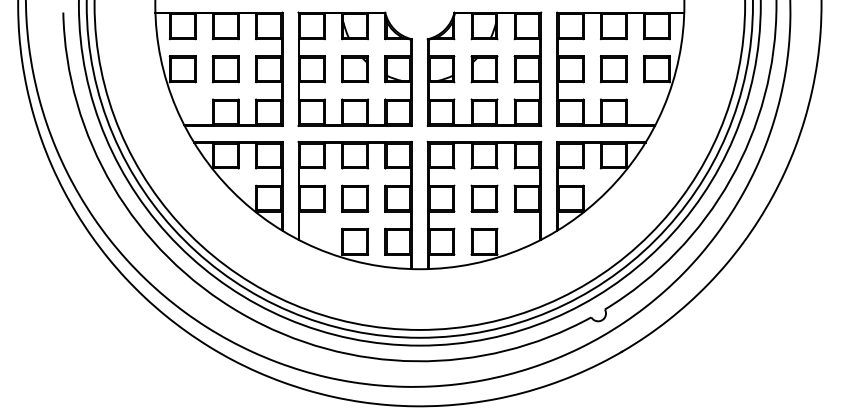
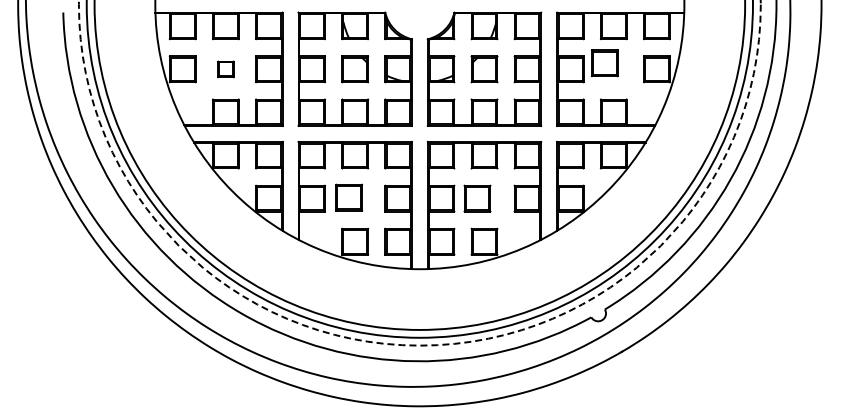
part size: 28x29 px -> 18x19 px (225, 69)
part position: (613, 69) -> (604, 63) (604, 63)
circle: solid -> dashed (419, 172)
part position: (355, 198) -> (349, 197) (349, 197)
part position: (484, 198) -> (477, 198) (477, 198)
